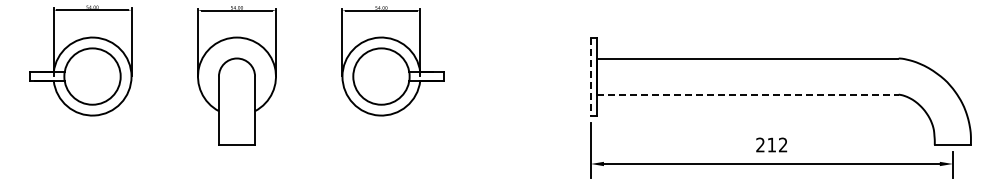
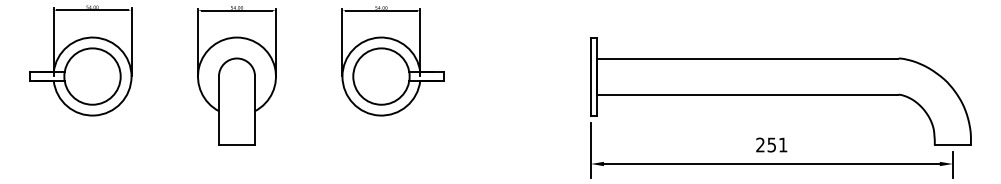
line: dashed -> solid (590, 77)
line: dashed -> solid (747, 94)
text: 212 -> 251 (777, 144)
